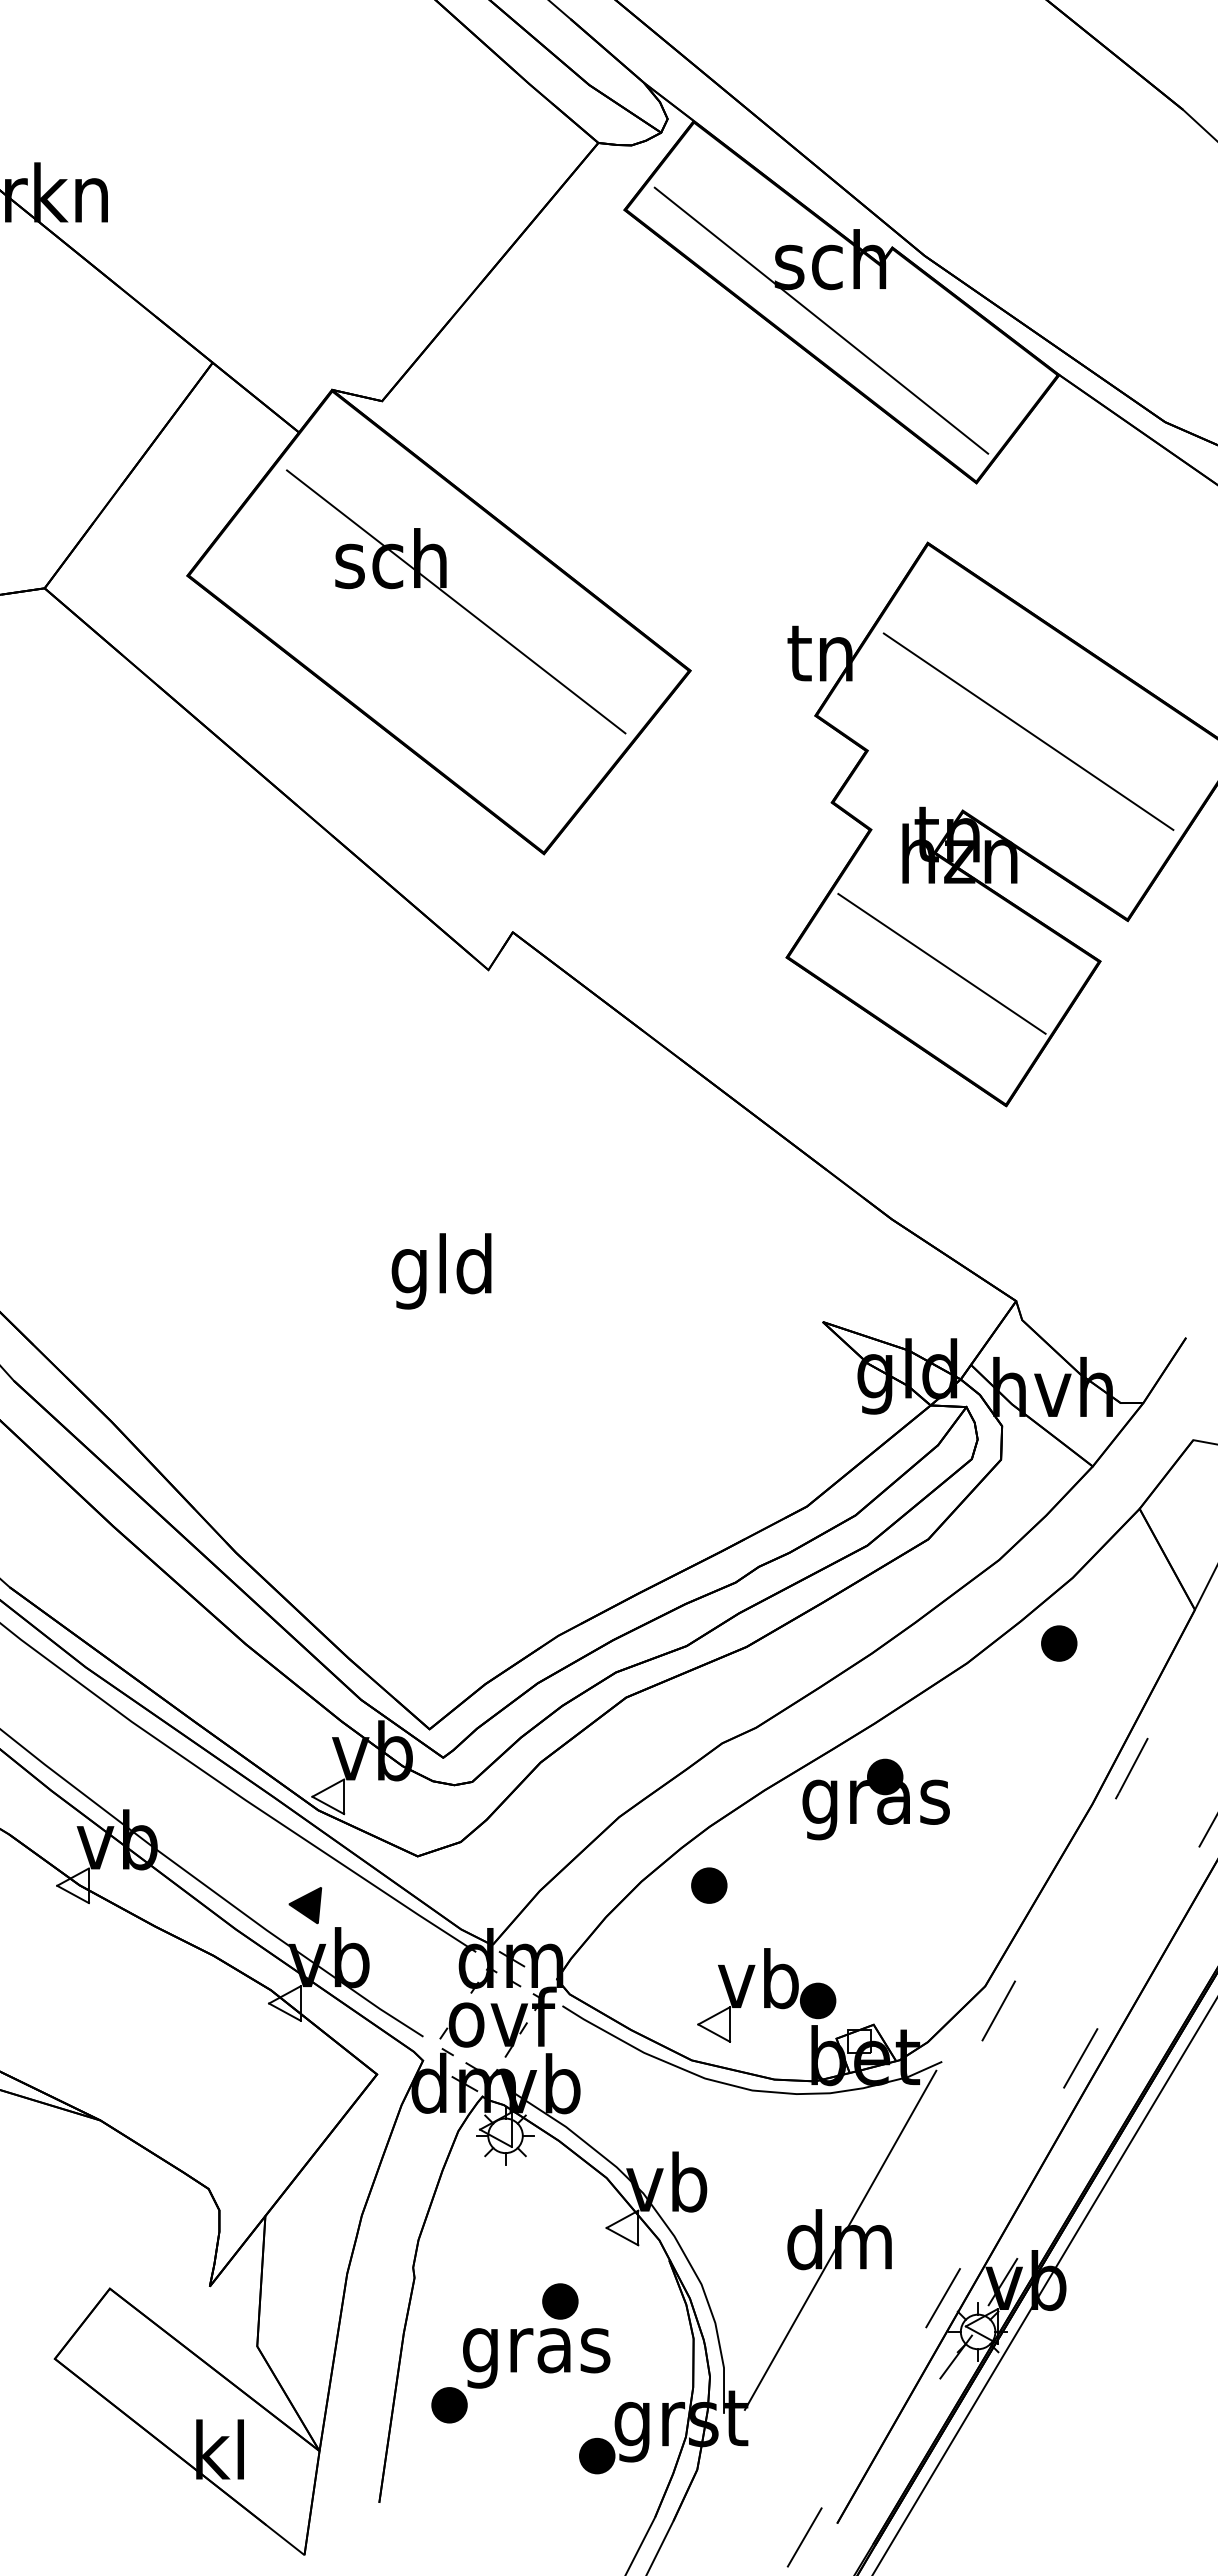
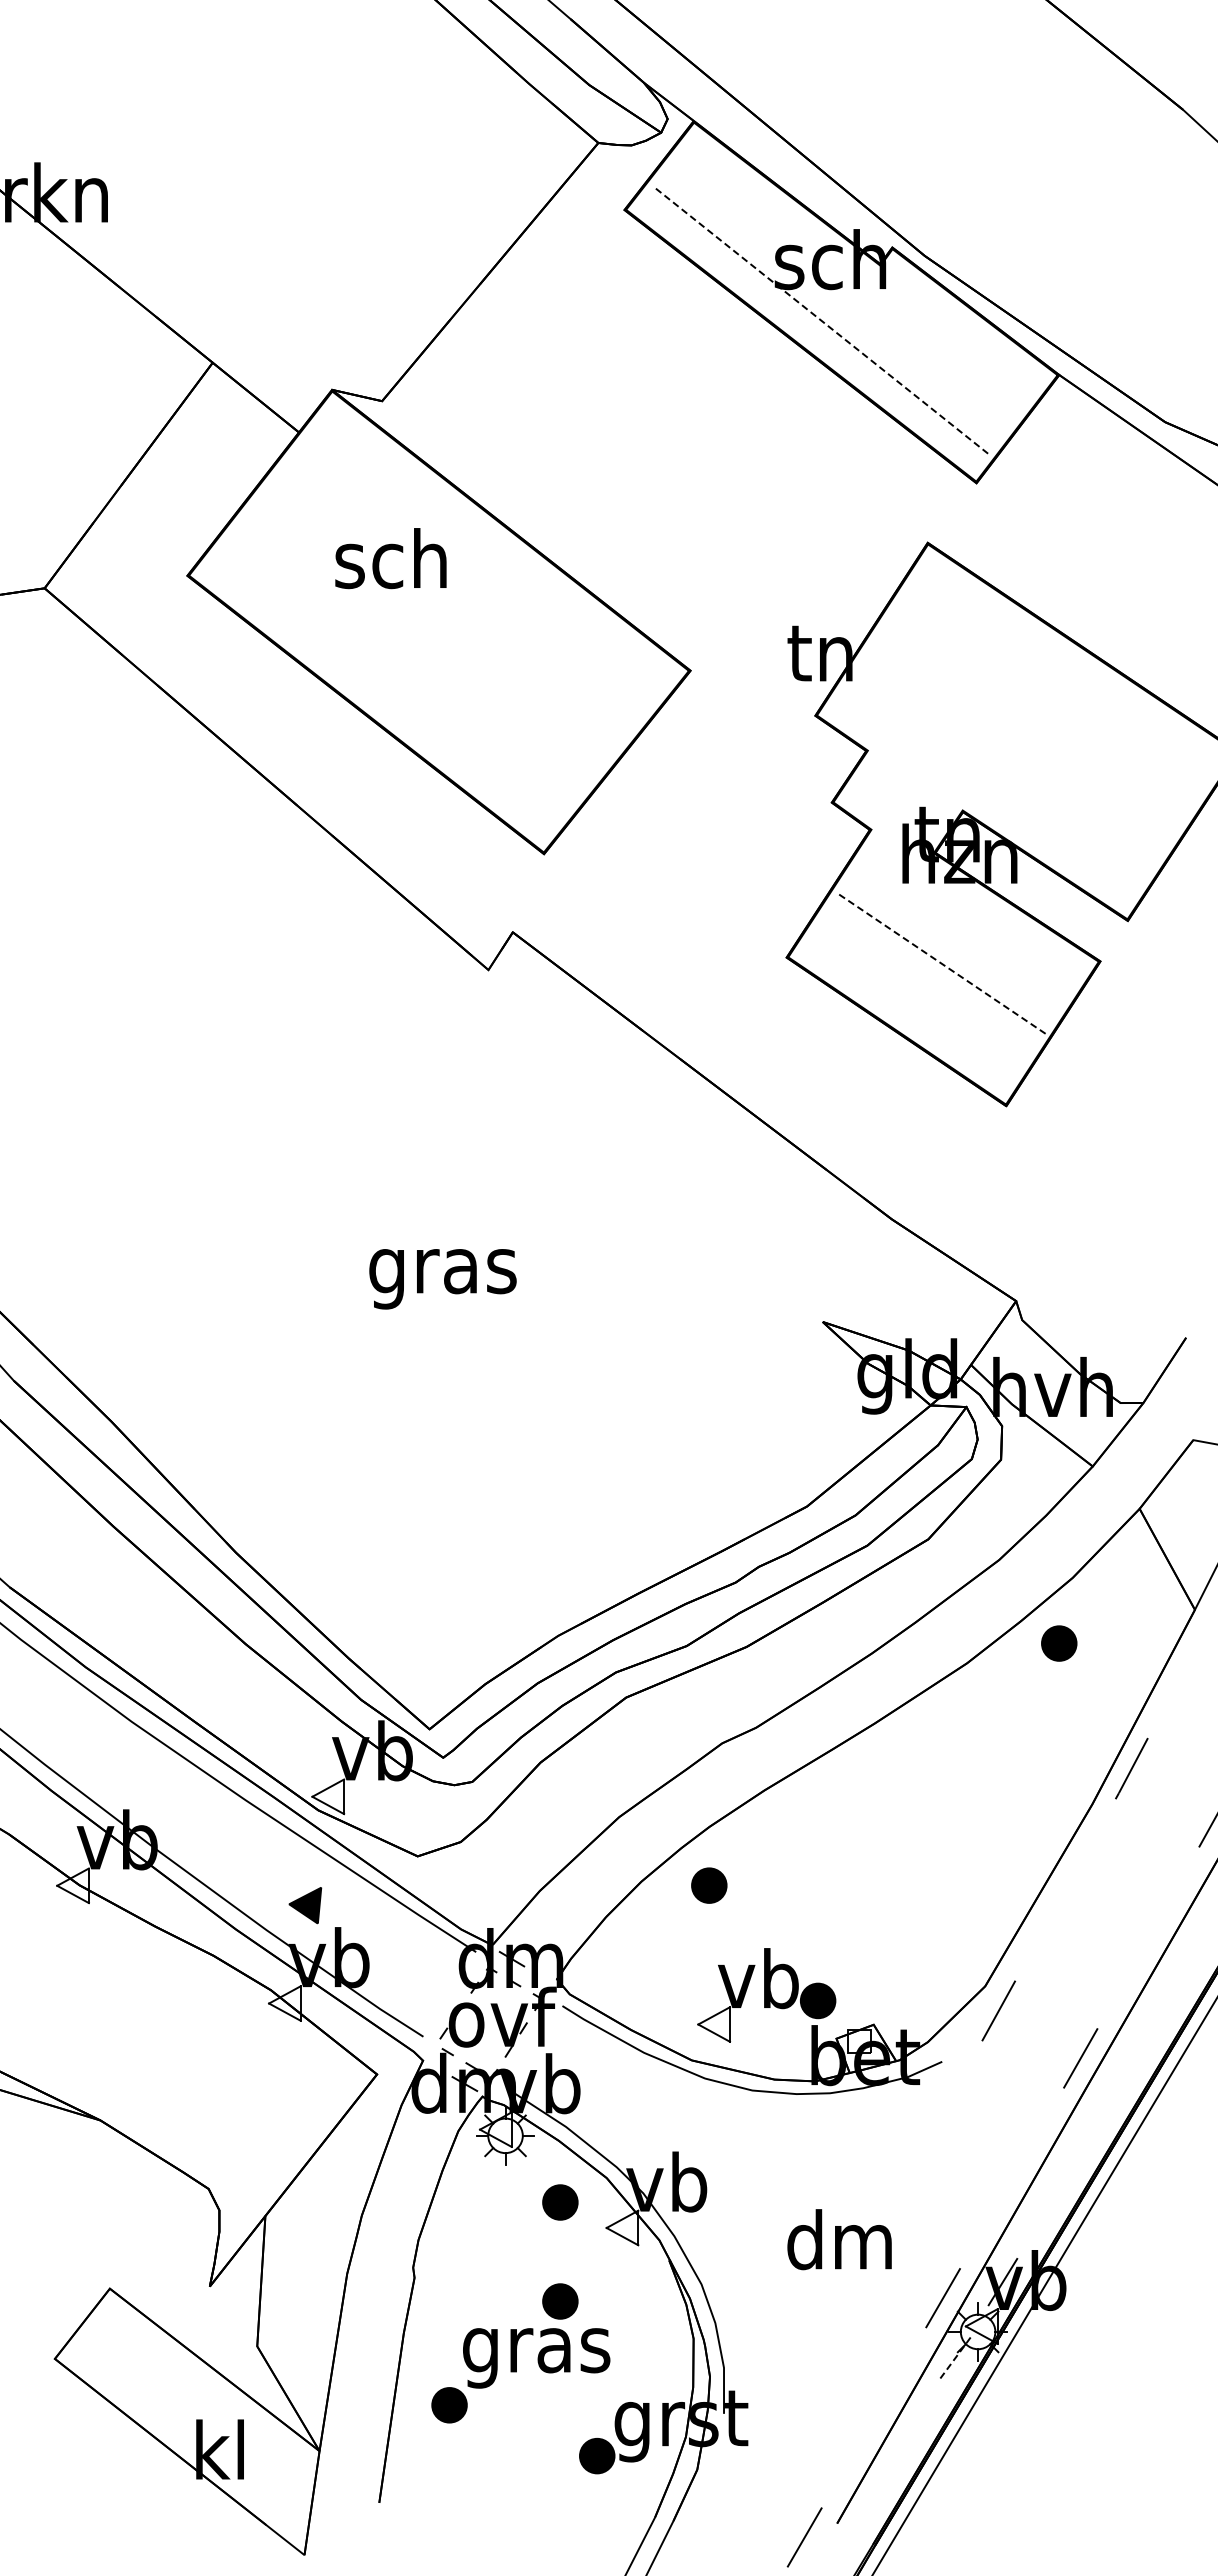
line: solid -> dashed (821, 320)
line: present -> none (456, 601)
line: present -> none (1028, 731)
line: solid -> dashed (941, 963)
text: gld -> gras (442, 1271)
part: present -> none (875, 1799)
part: none -> present (560, 2202)
line: present -> none (840, 2239)
line: solid -> dashed (956, 2357)
